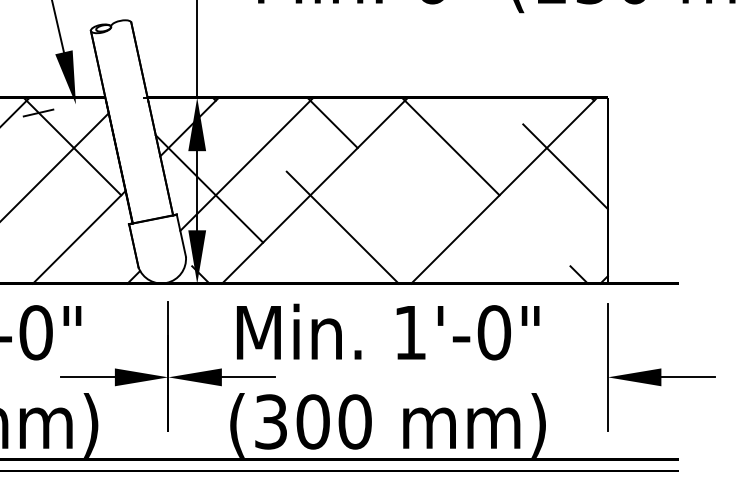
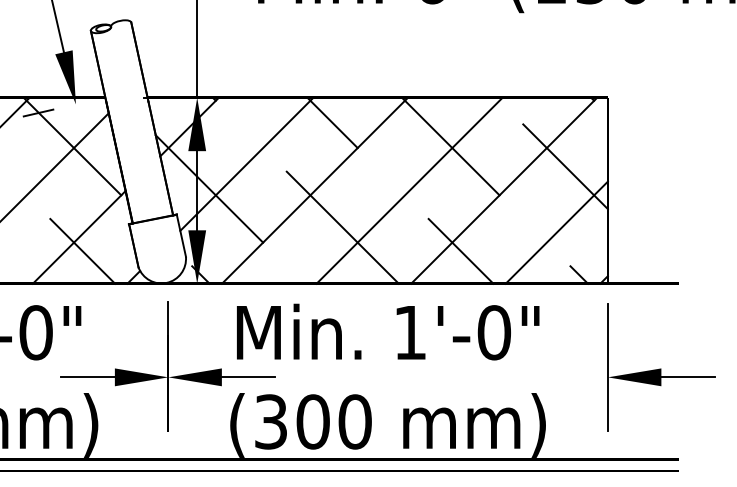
line: none -> present (409, 190)
line: none -> present (556, 232)
line: none -> present (82, 250)
line: none -> present (460, 250)
